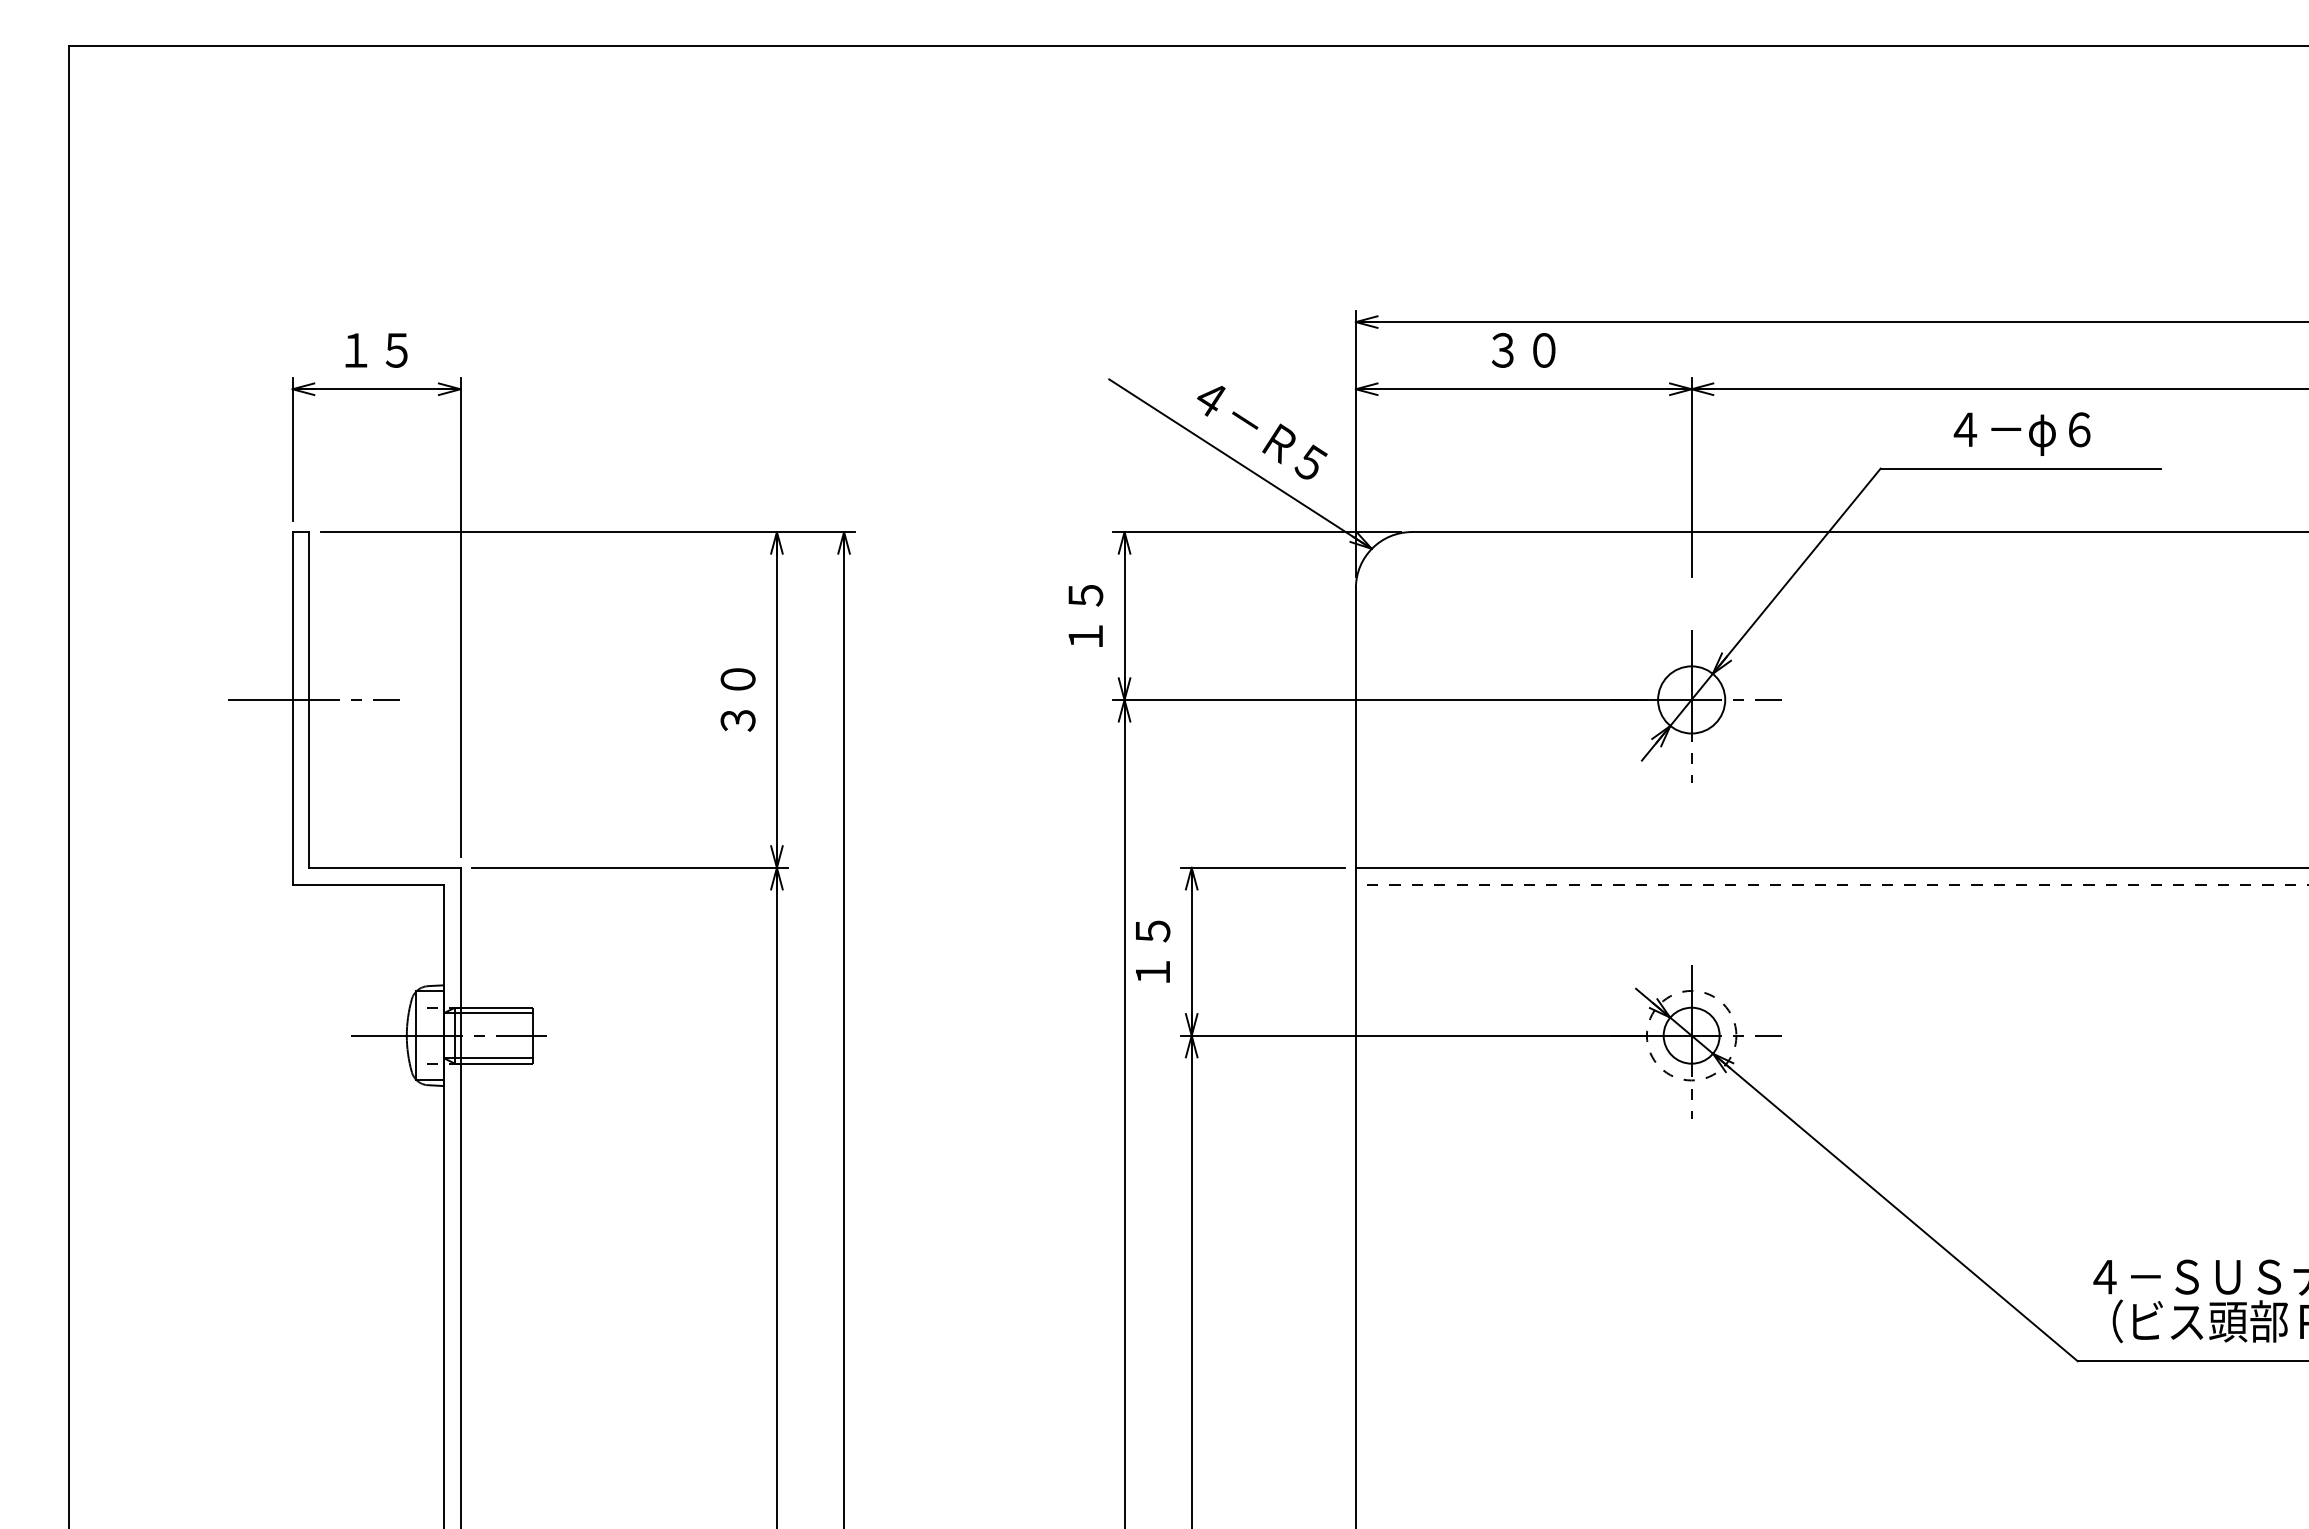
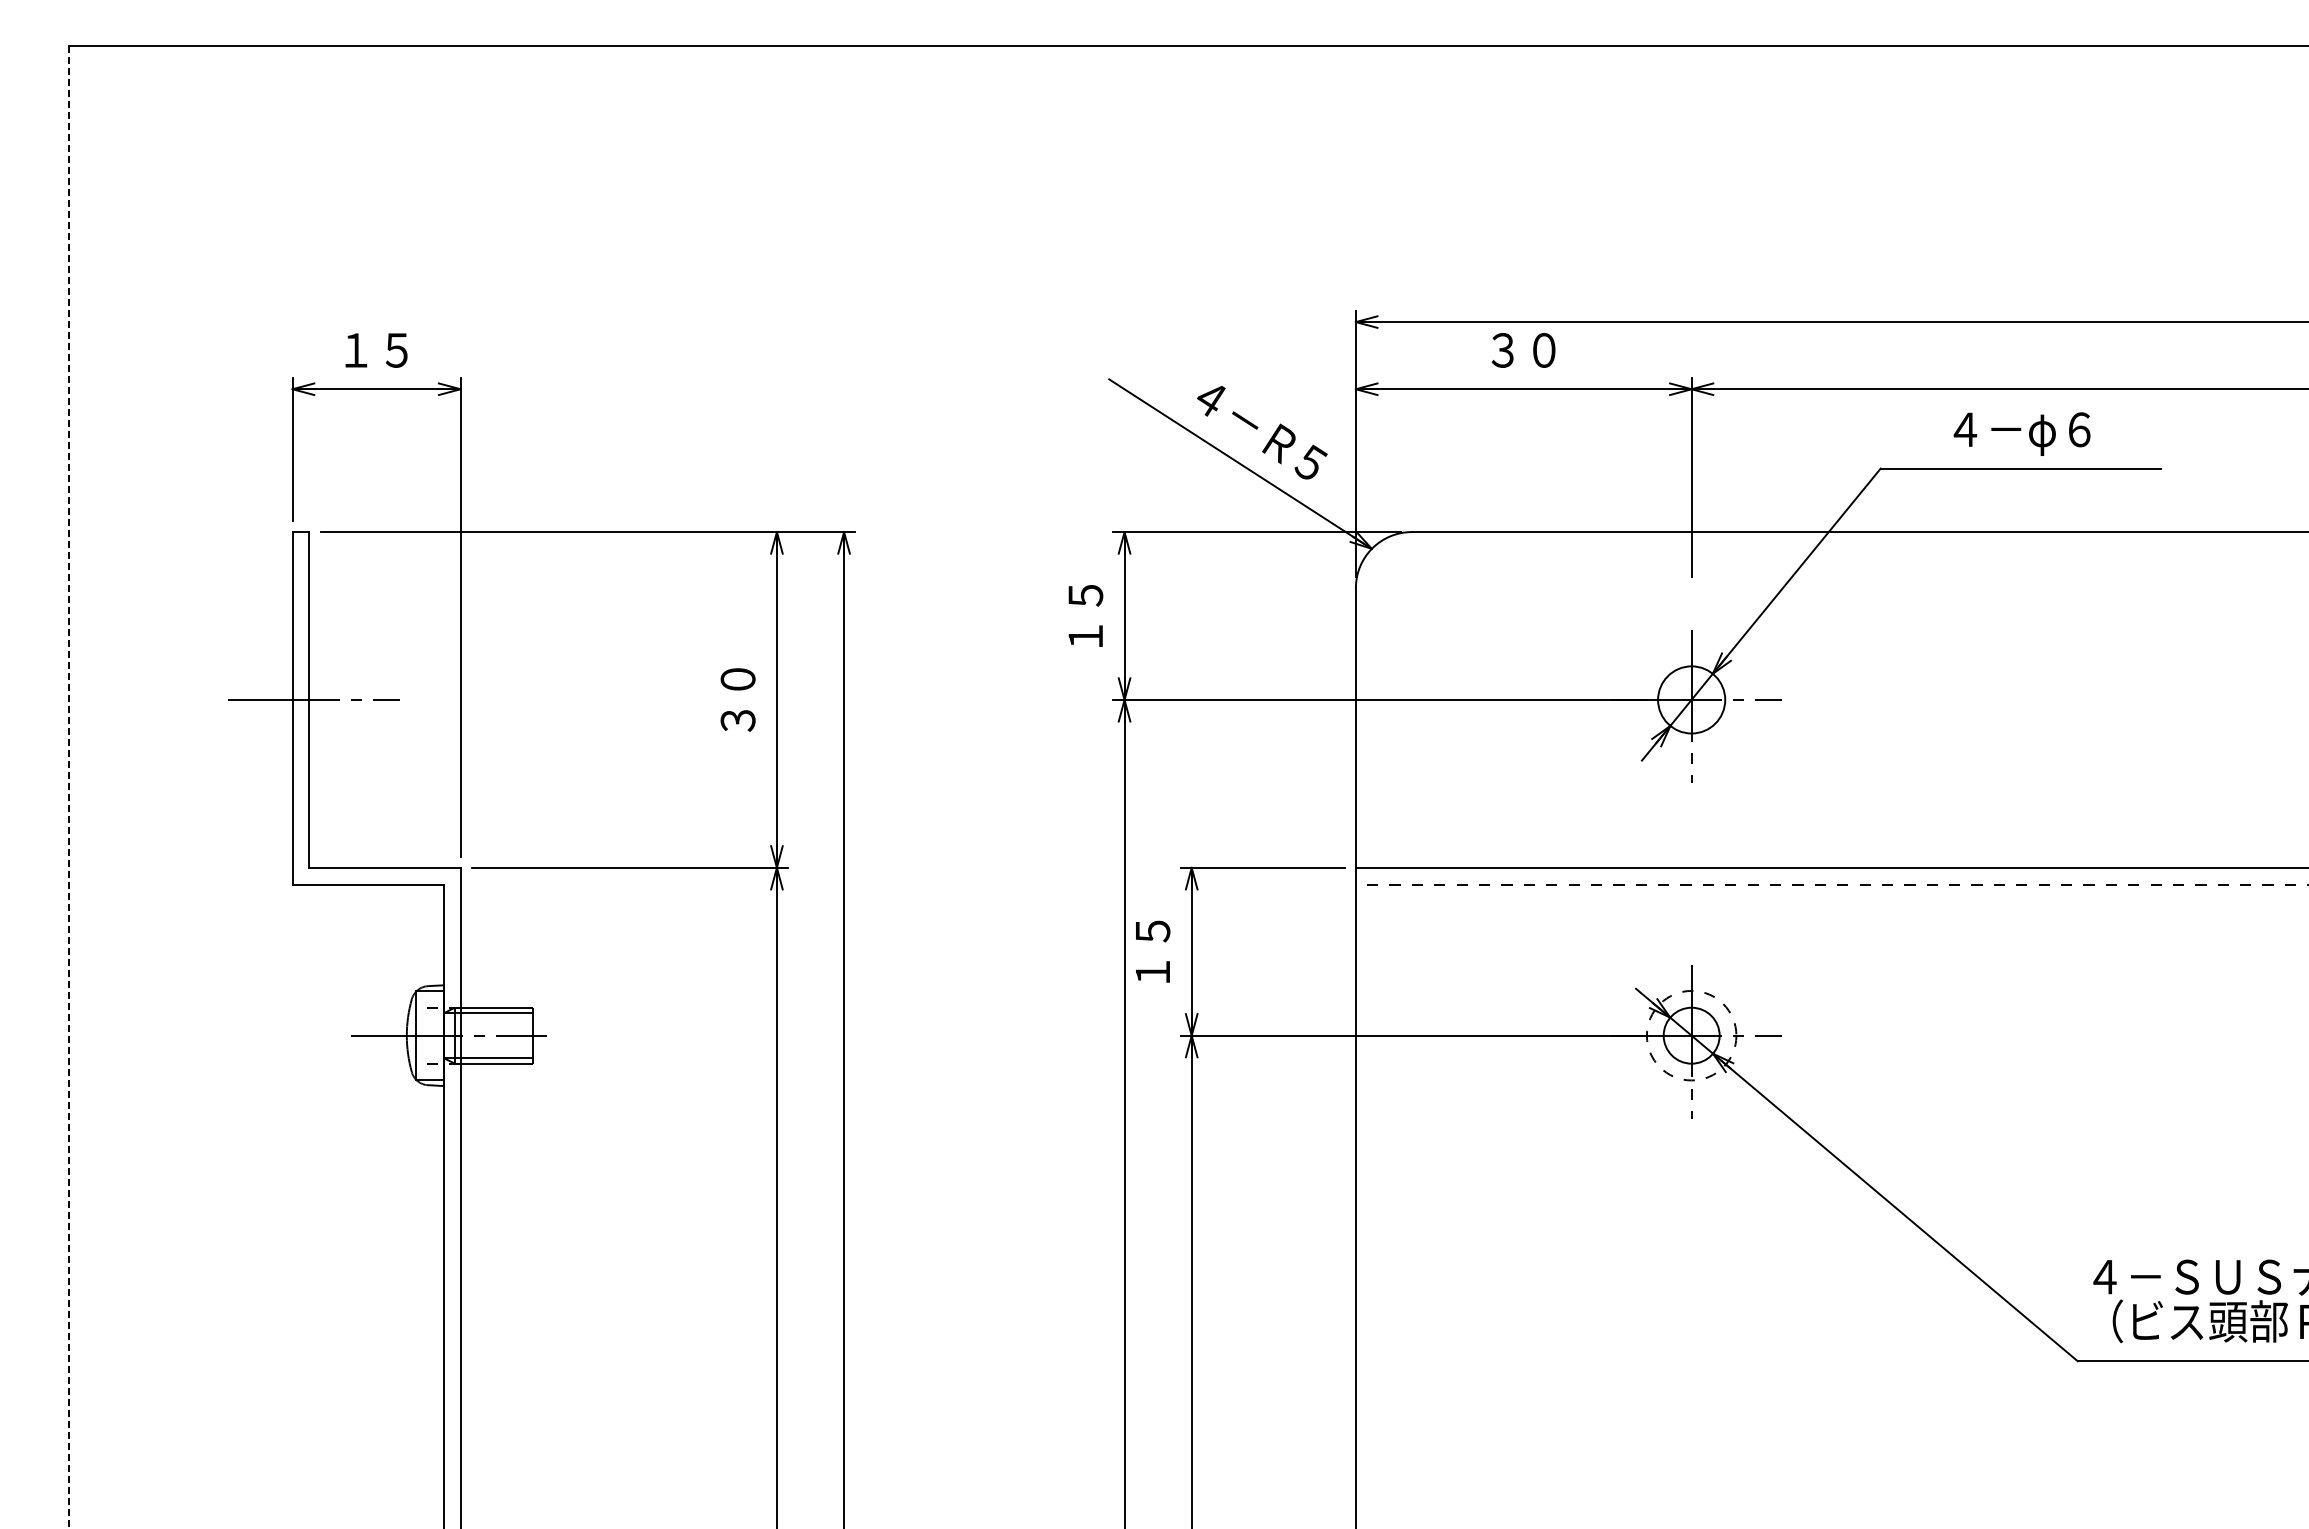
line: solid -> dashed (69, 787)
